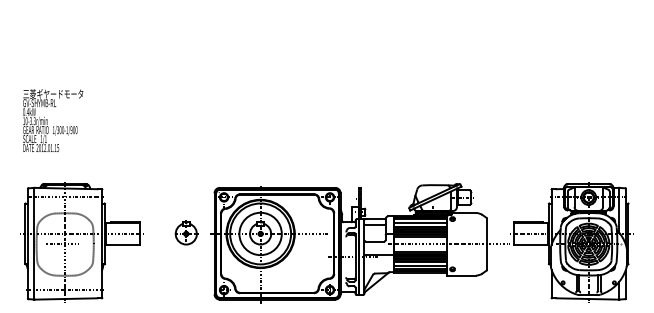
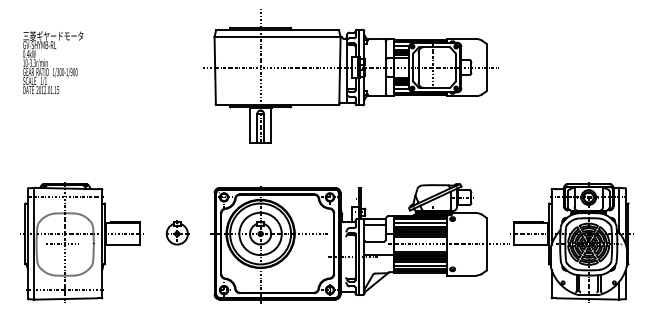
part: none -> present (350, 76)
text position: (53, 120) -> (53, 62) (53, 62)
part position: (186, 232) -> (177, 232) (177, 232)
